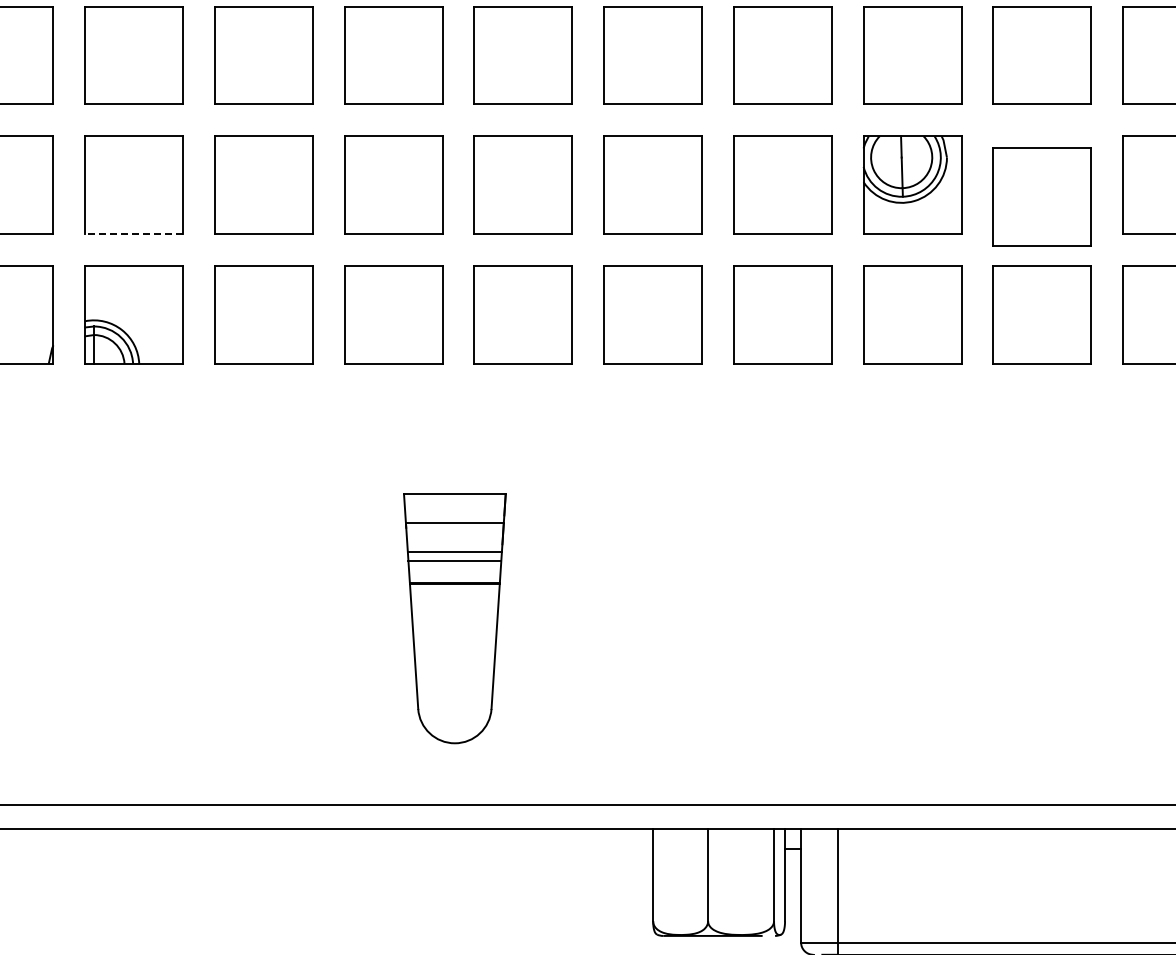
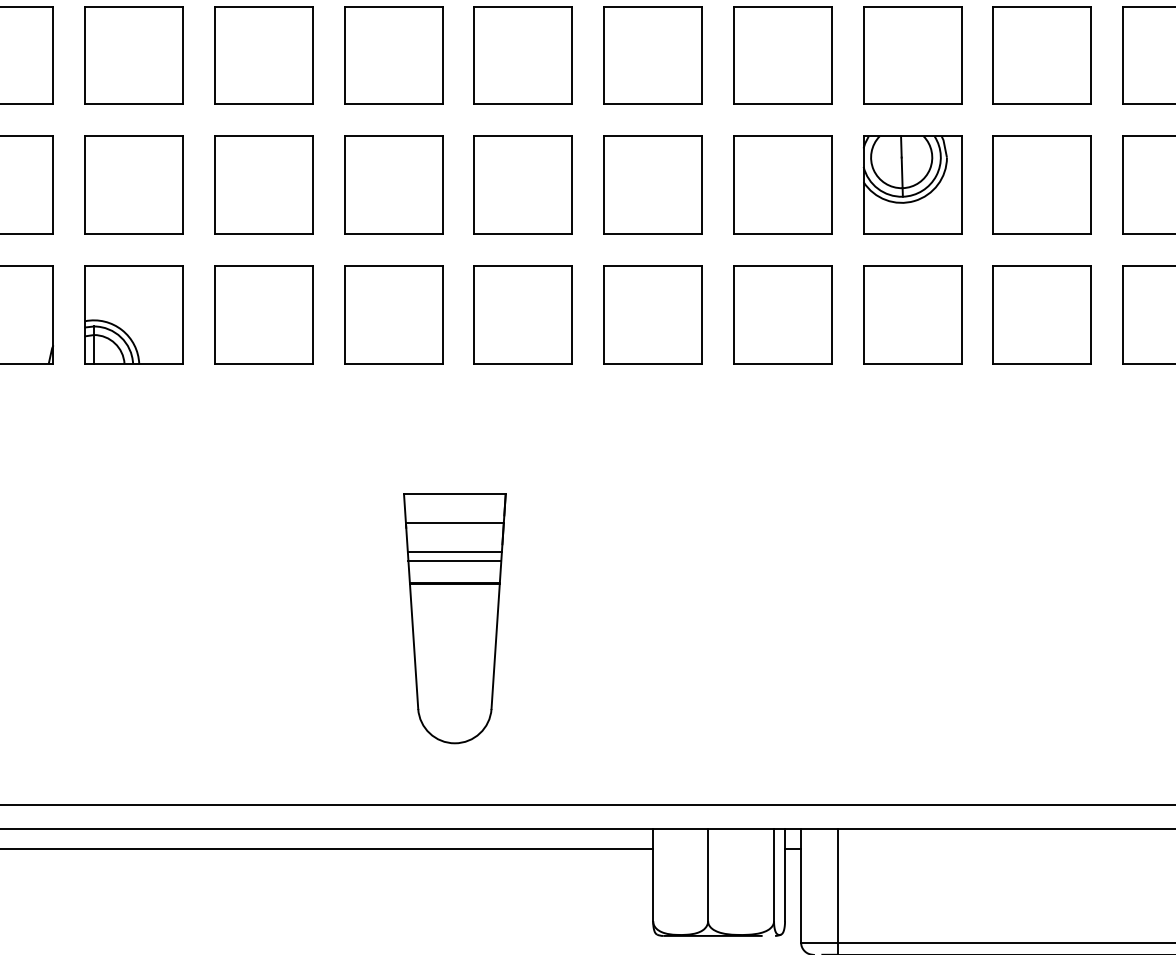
part position: (1041, 196) -> (1041, 184) (1041, 184)
line: dashed -> solid (134, 234)
line: none -> present (327, 848)
